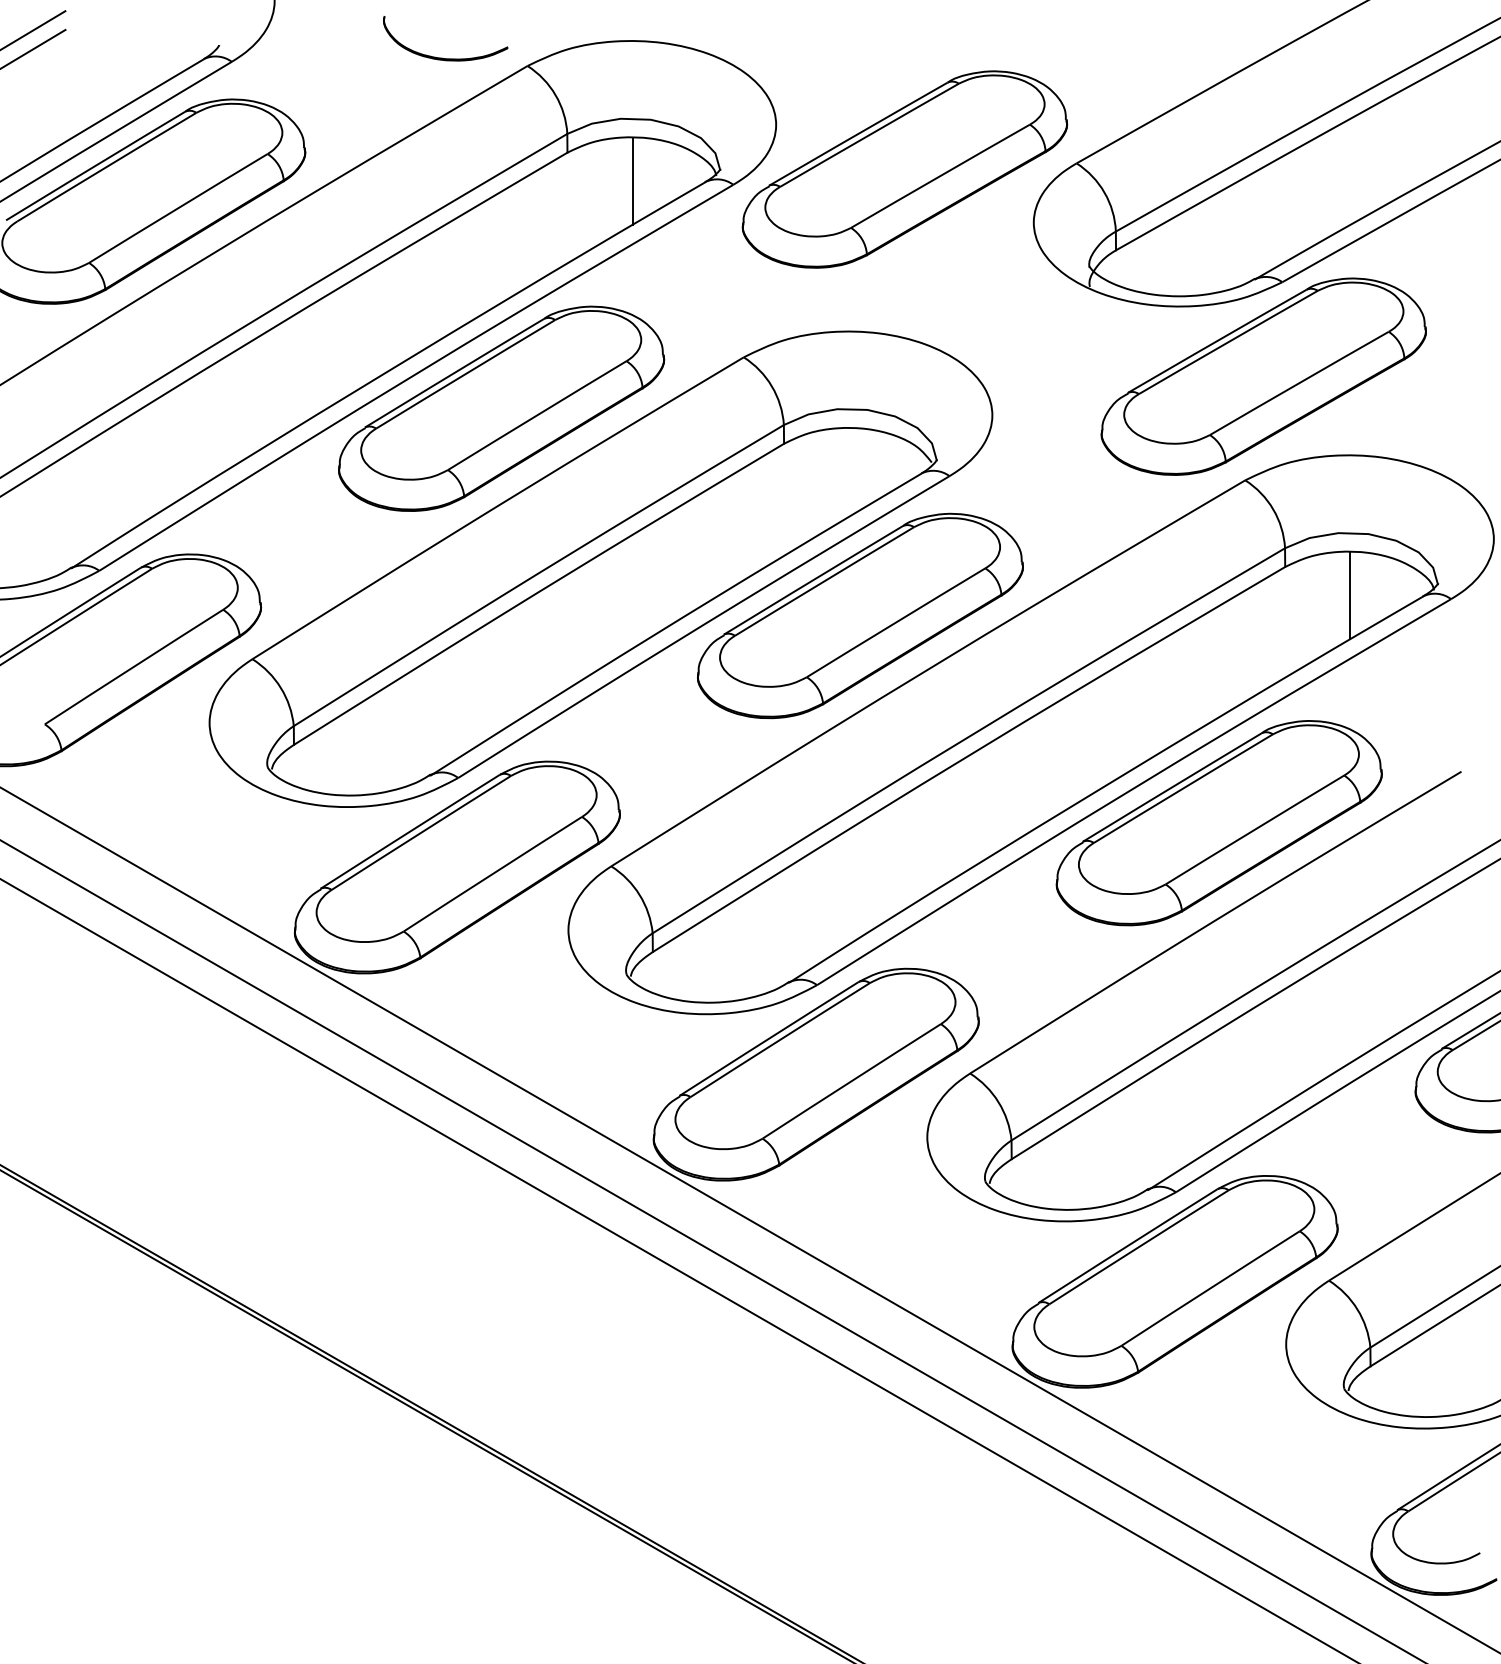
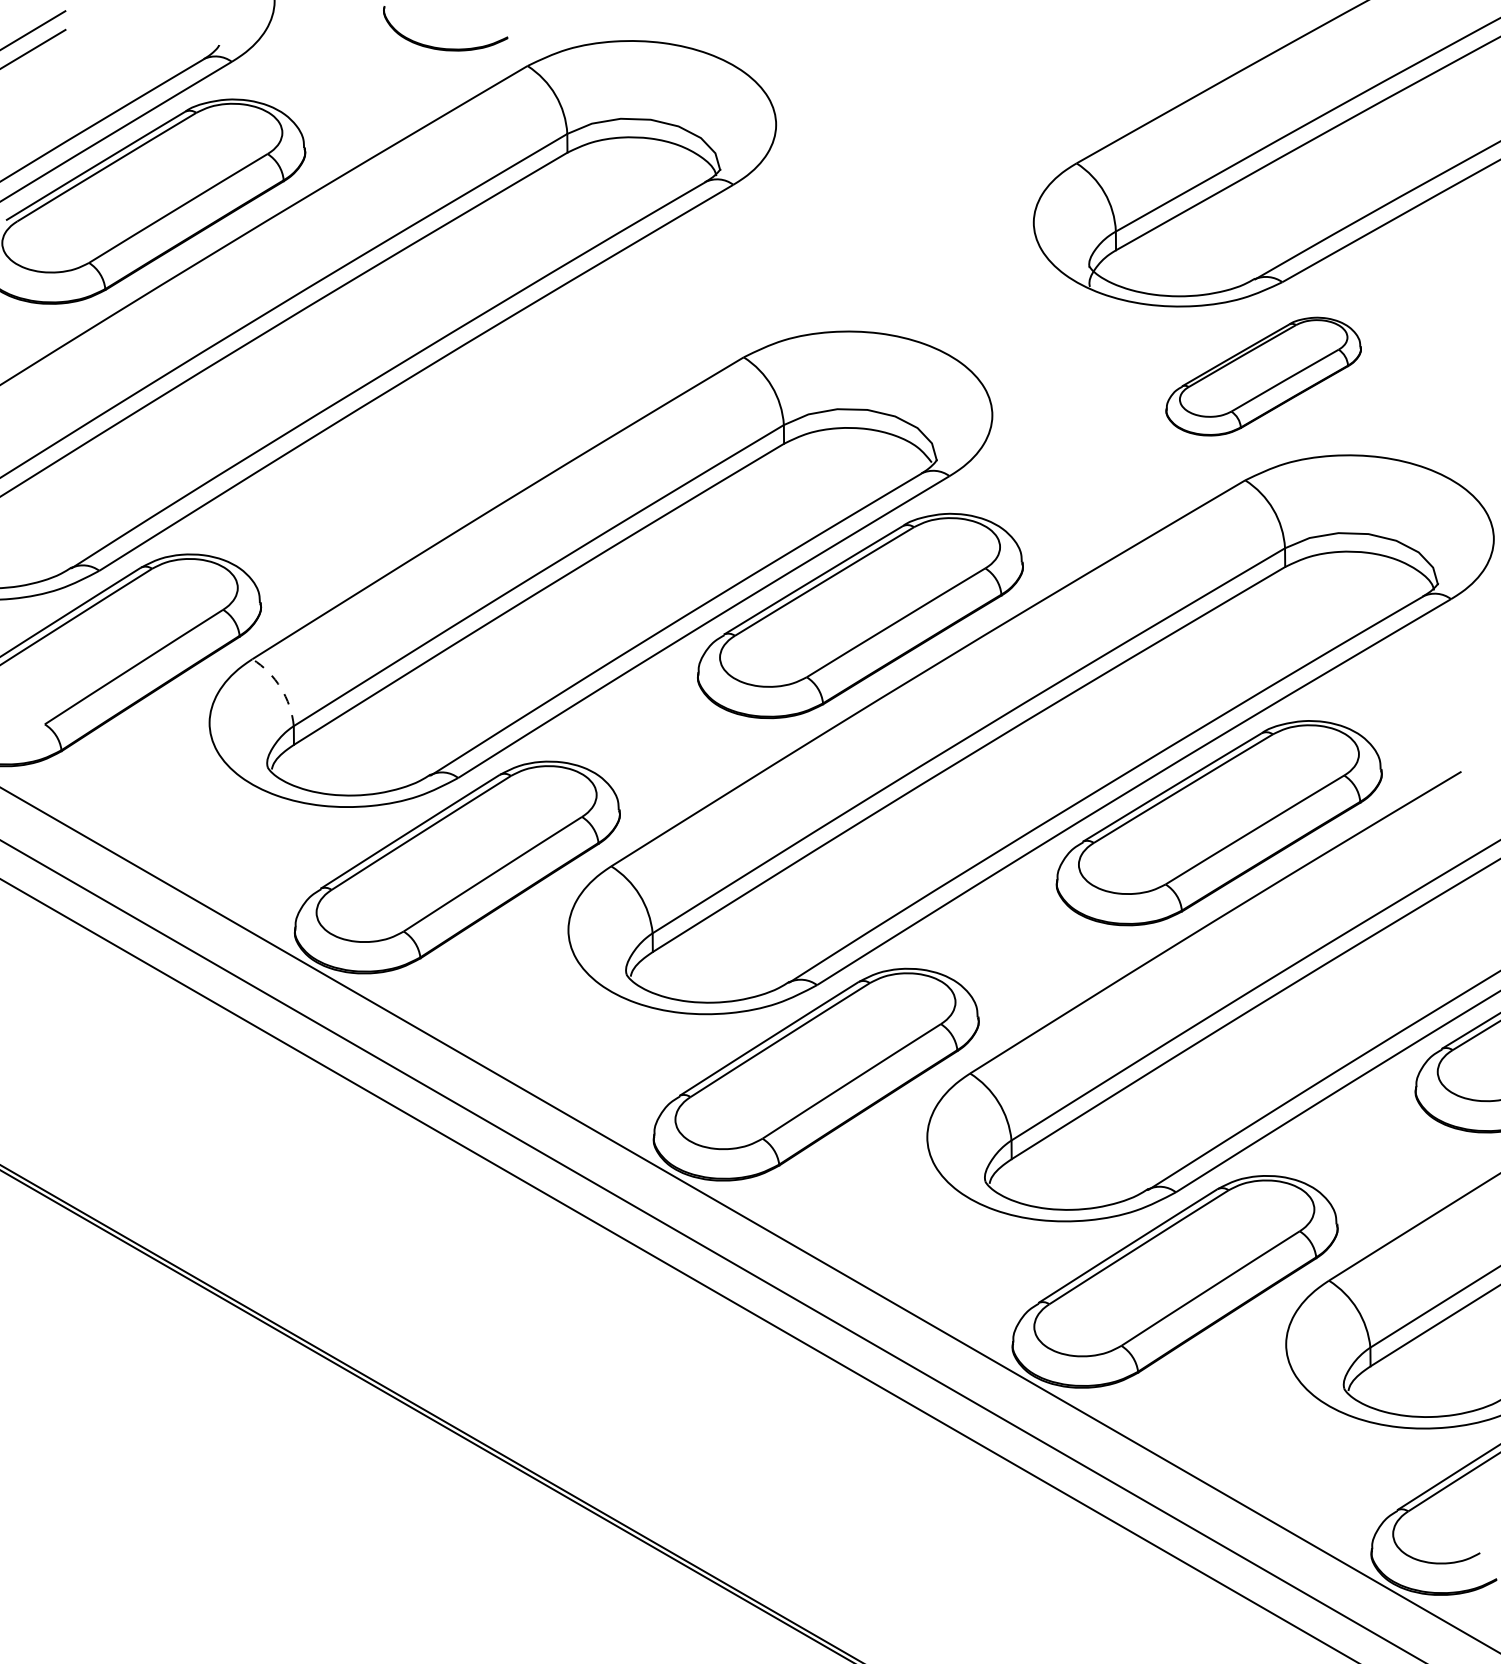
part position: (442, 57) -> (442, 47) (442, 47)
part: present -> none (904, 169)
line: present -> none (633, 181)
part size: 327x199 px -> 197x121 px (1263, 376)
part: present -> none (501, 408)
line: present -> none (1350, 595)
arc: solid -> dashed (280, 687)
